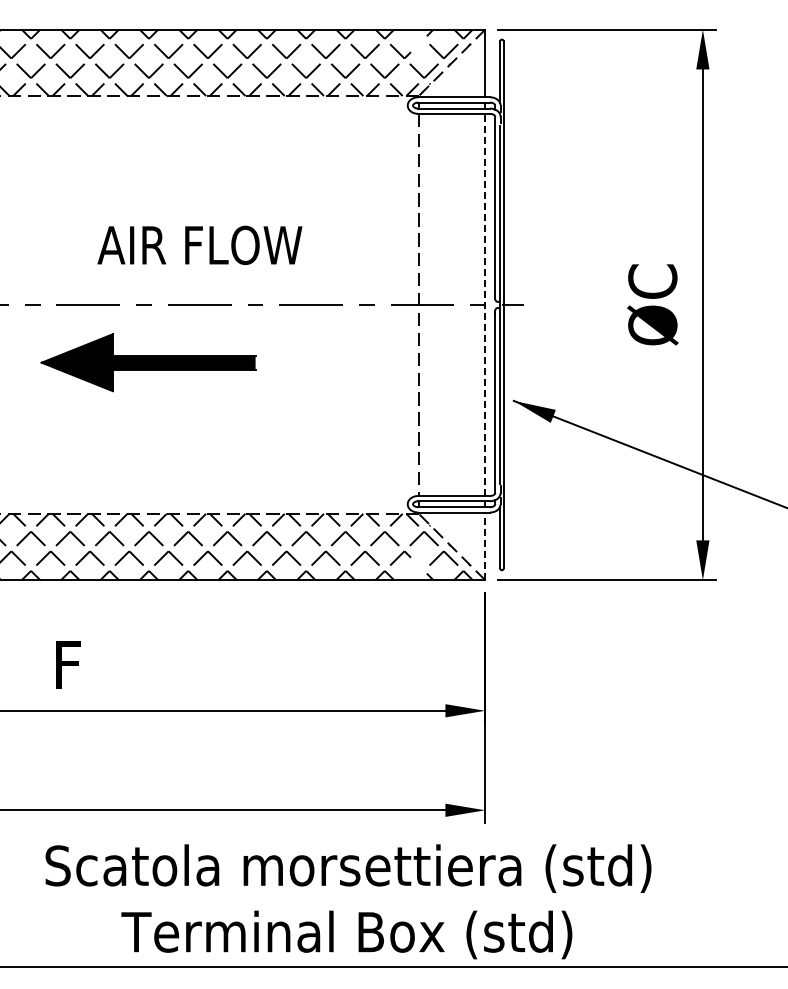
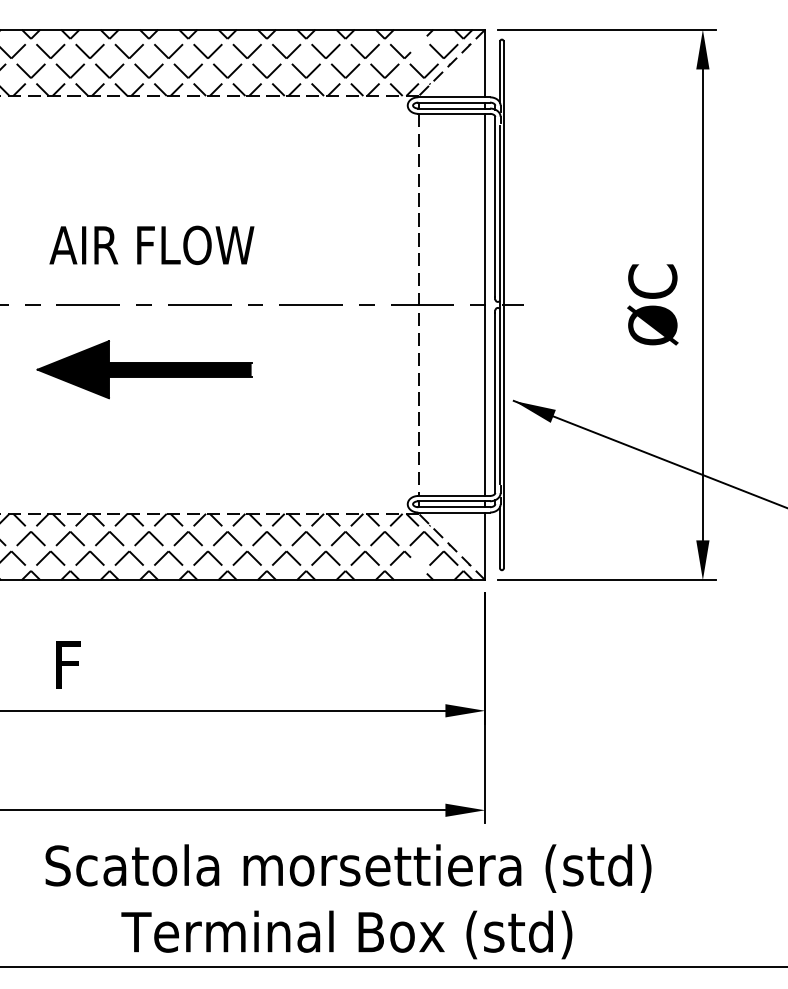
text position: (199, 245) -> (151, 245) (151, 245)
line: dashed -> solid (485, 304)
part position: (148, 362) -> (144, 369) (144, 369)
line: dashed -> solid (485, 546)
